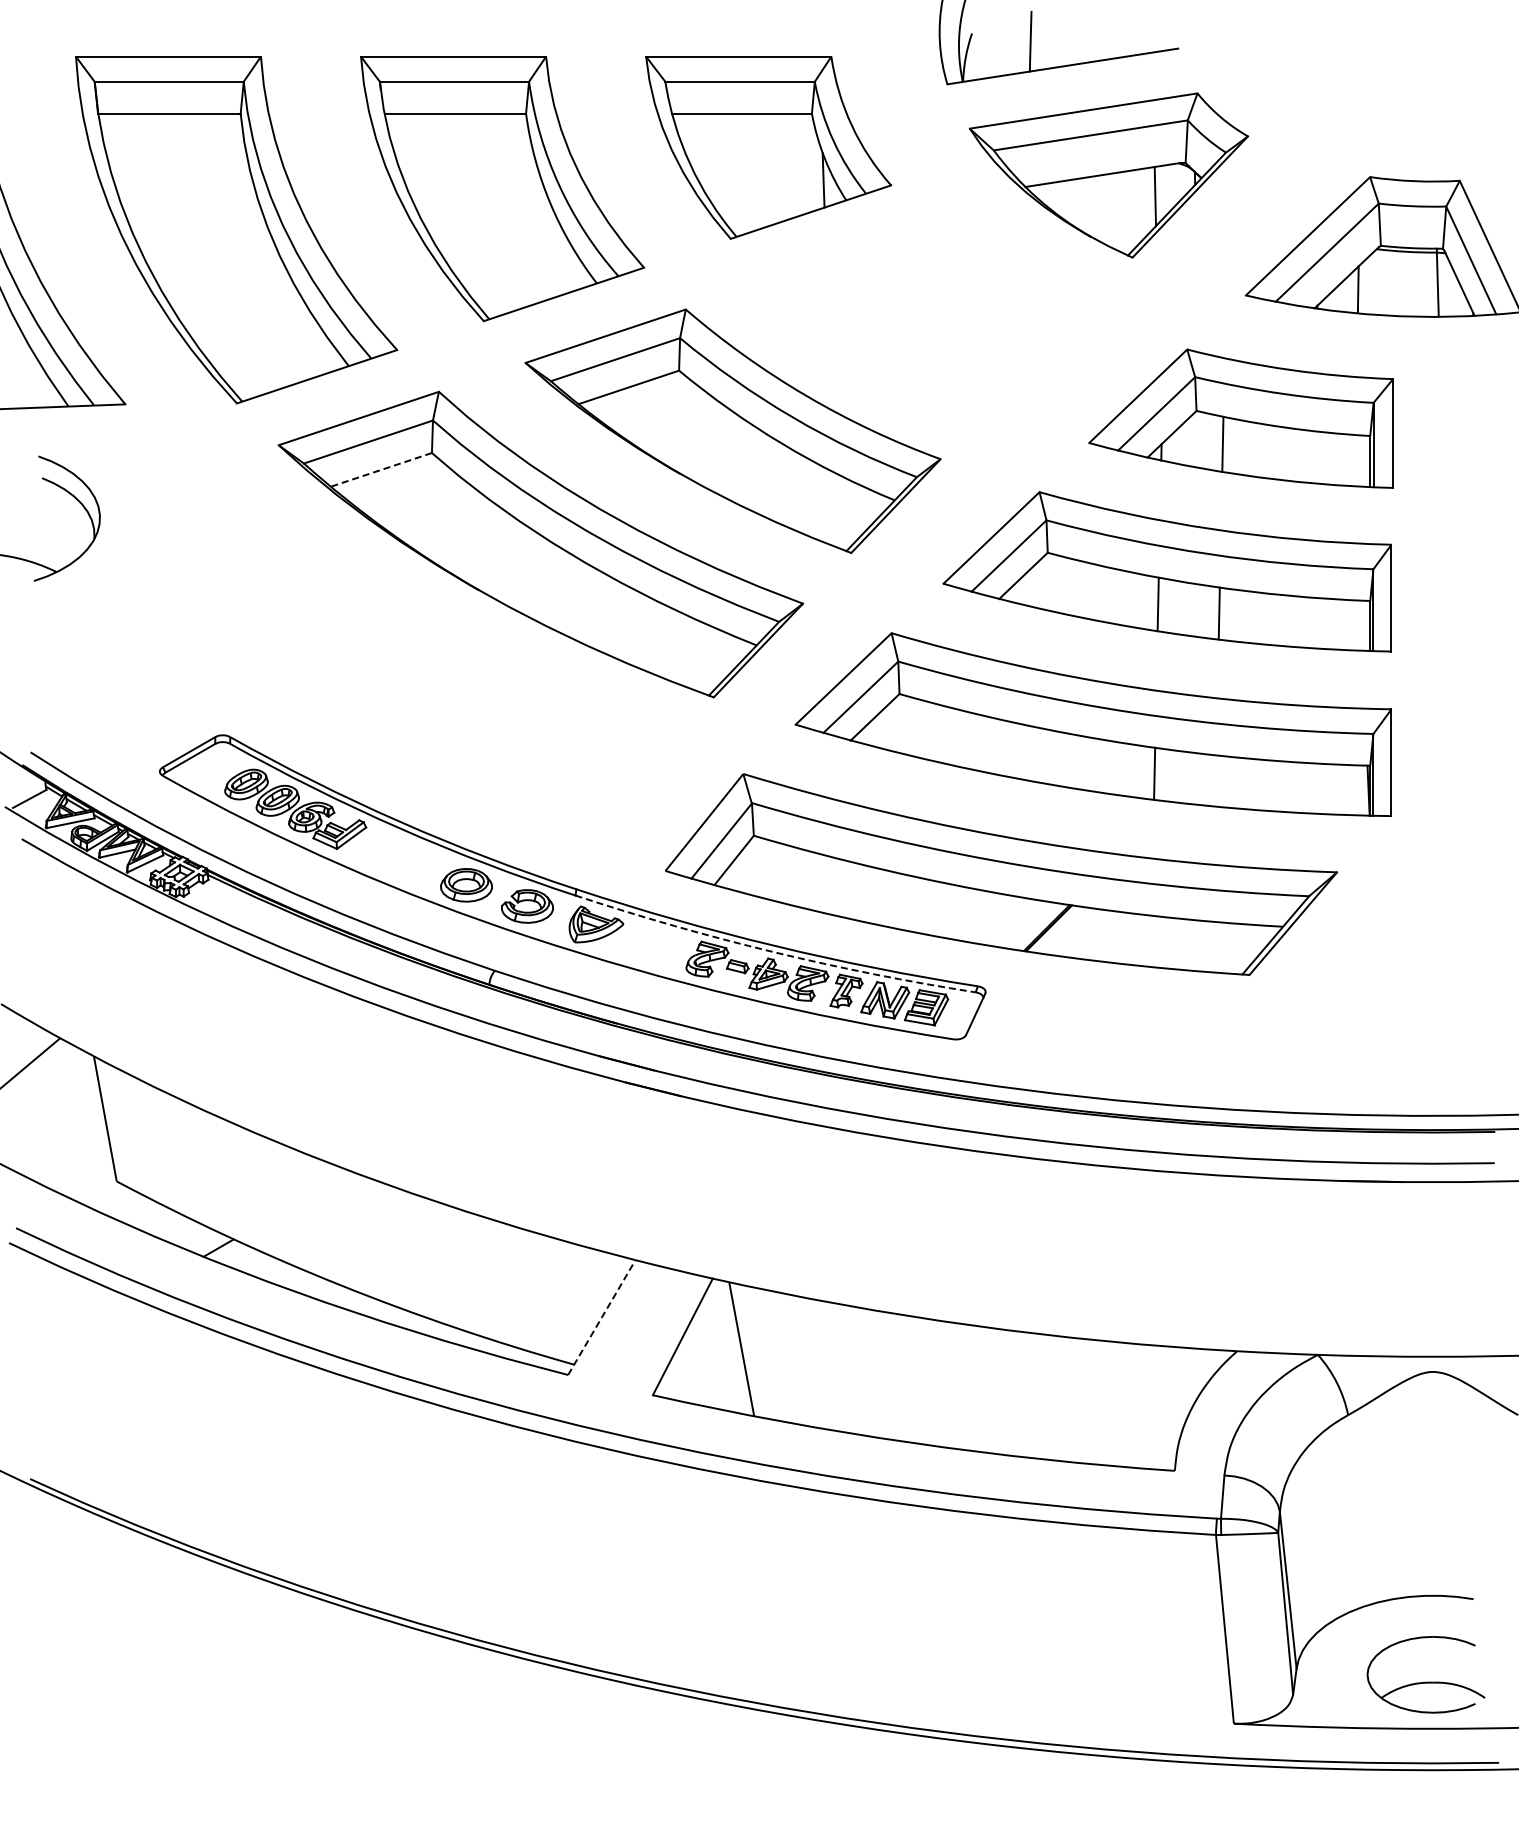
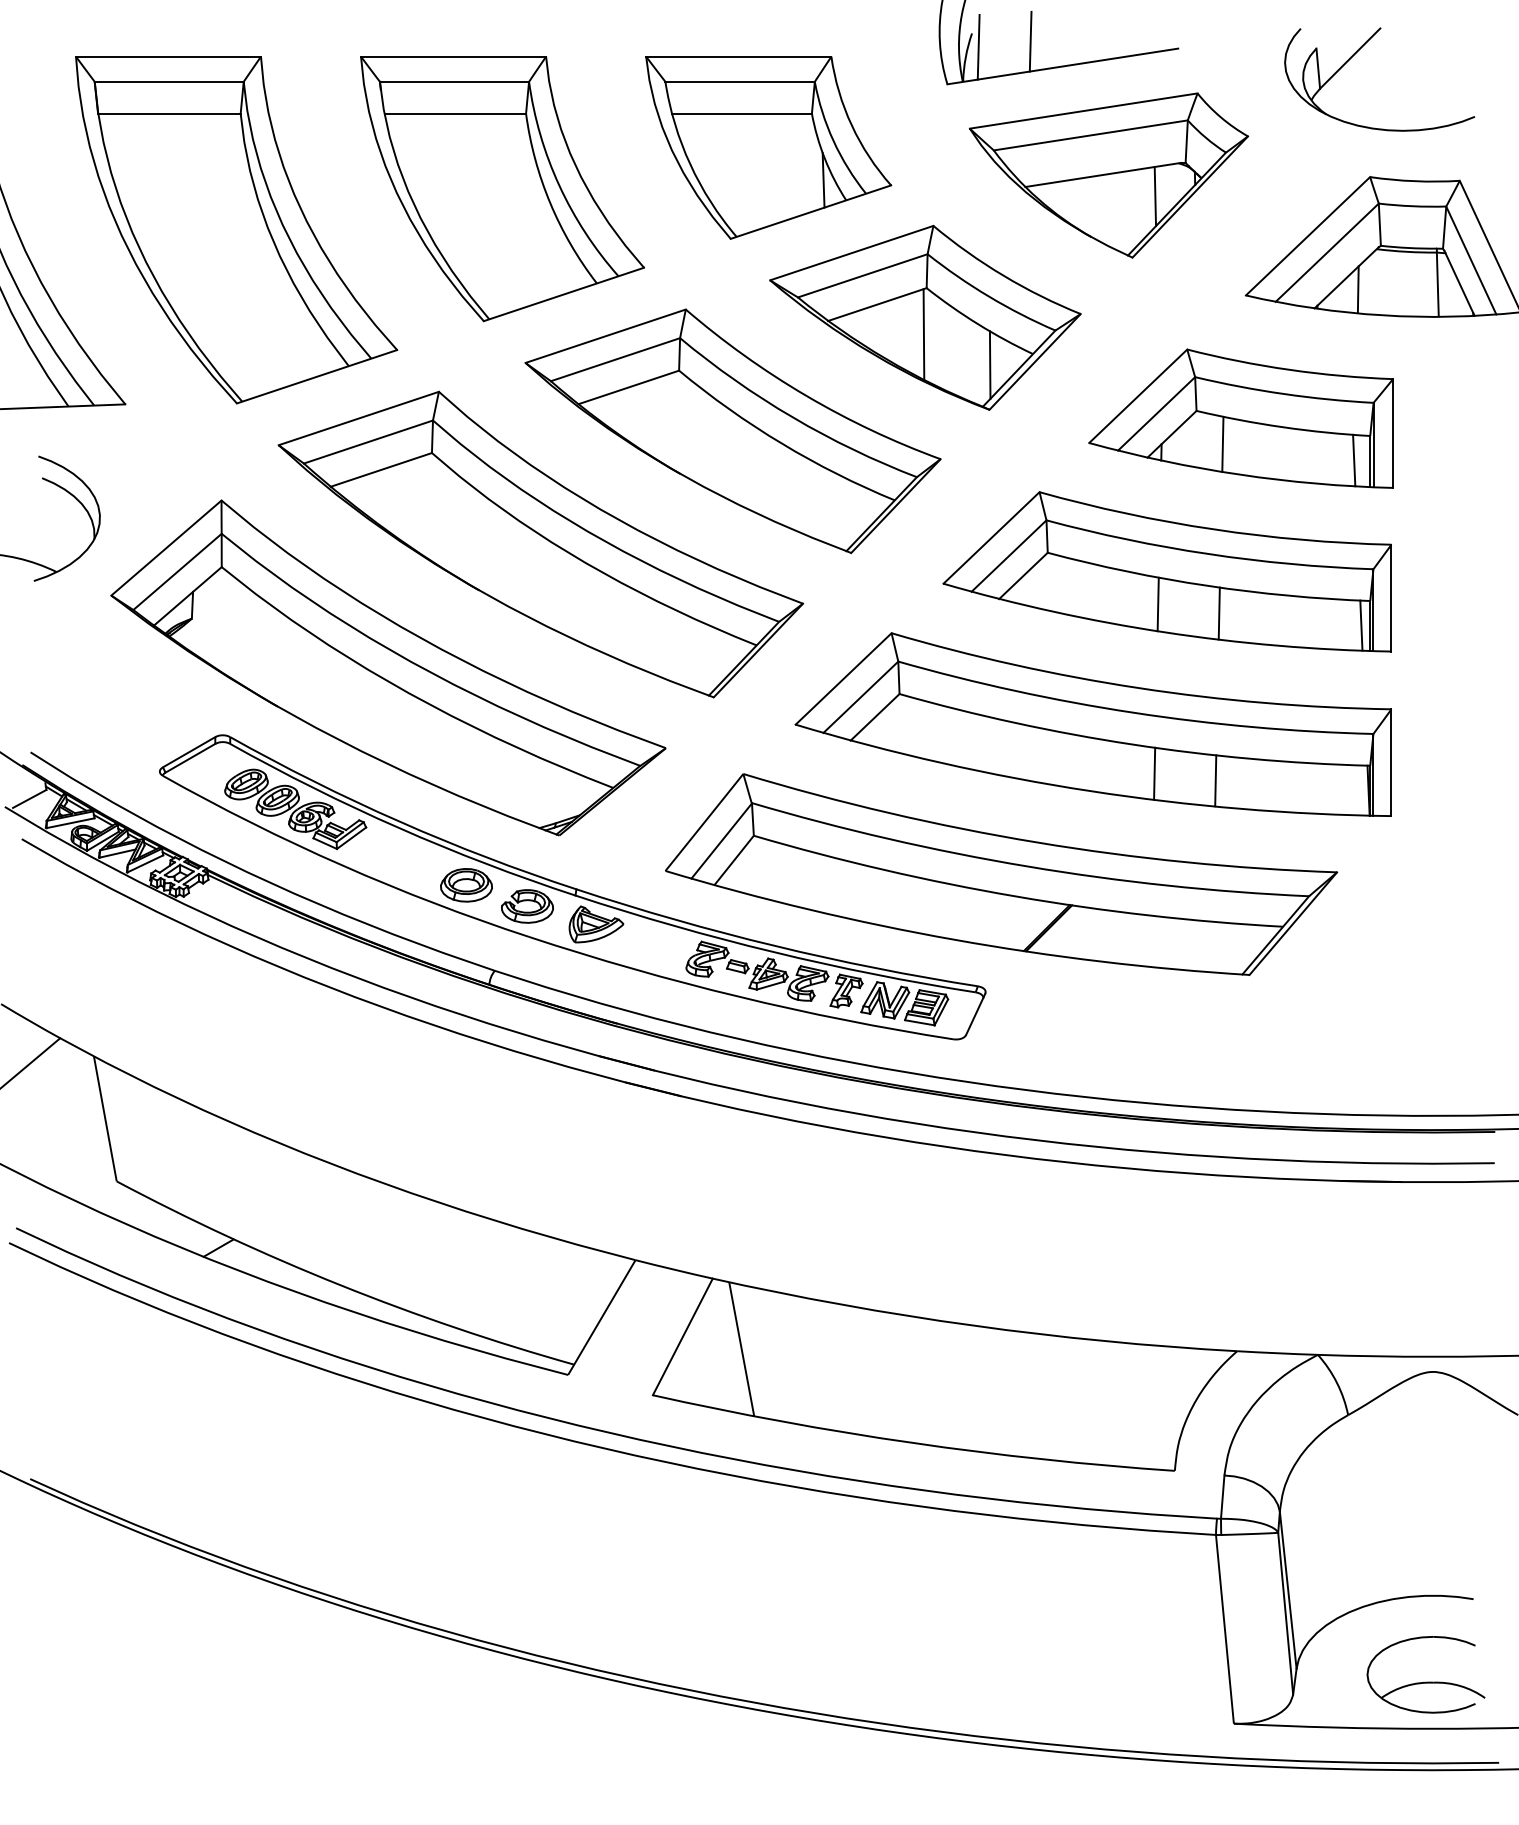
line: none -> present (978, 46)
part: none -> present (1355, 54)
part: none -> present (925, 317)
line: none -> present (1354, 460)
line: dashed -> solid (380, 470)
line: none -> present (1361, 625)
part: none -> present (388, 667)
line: none -> present (1215, 780)
arc: dashed -> solid (773, 952)
line: dashed -> solid (602, 1317)
